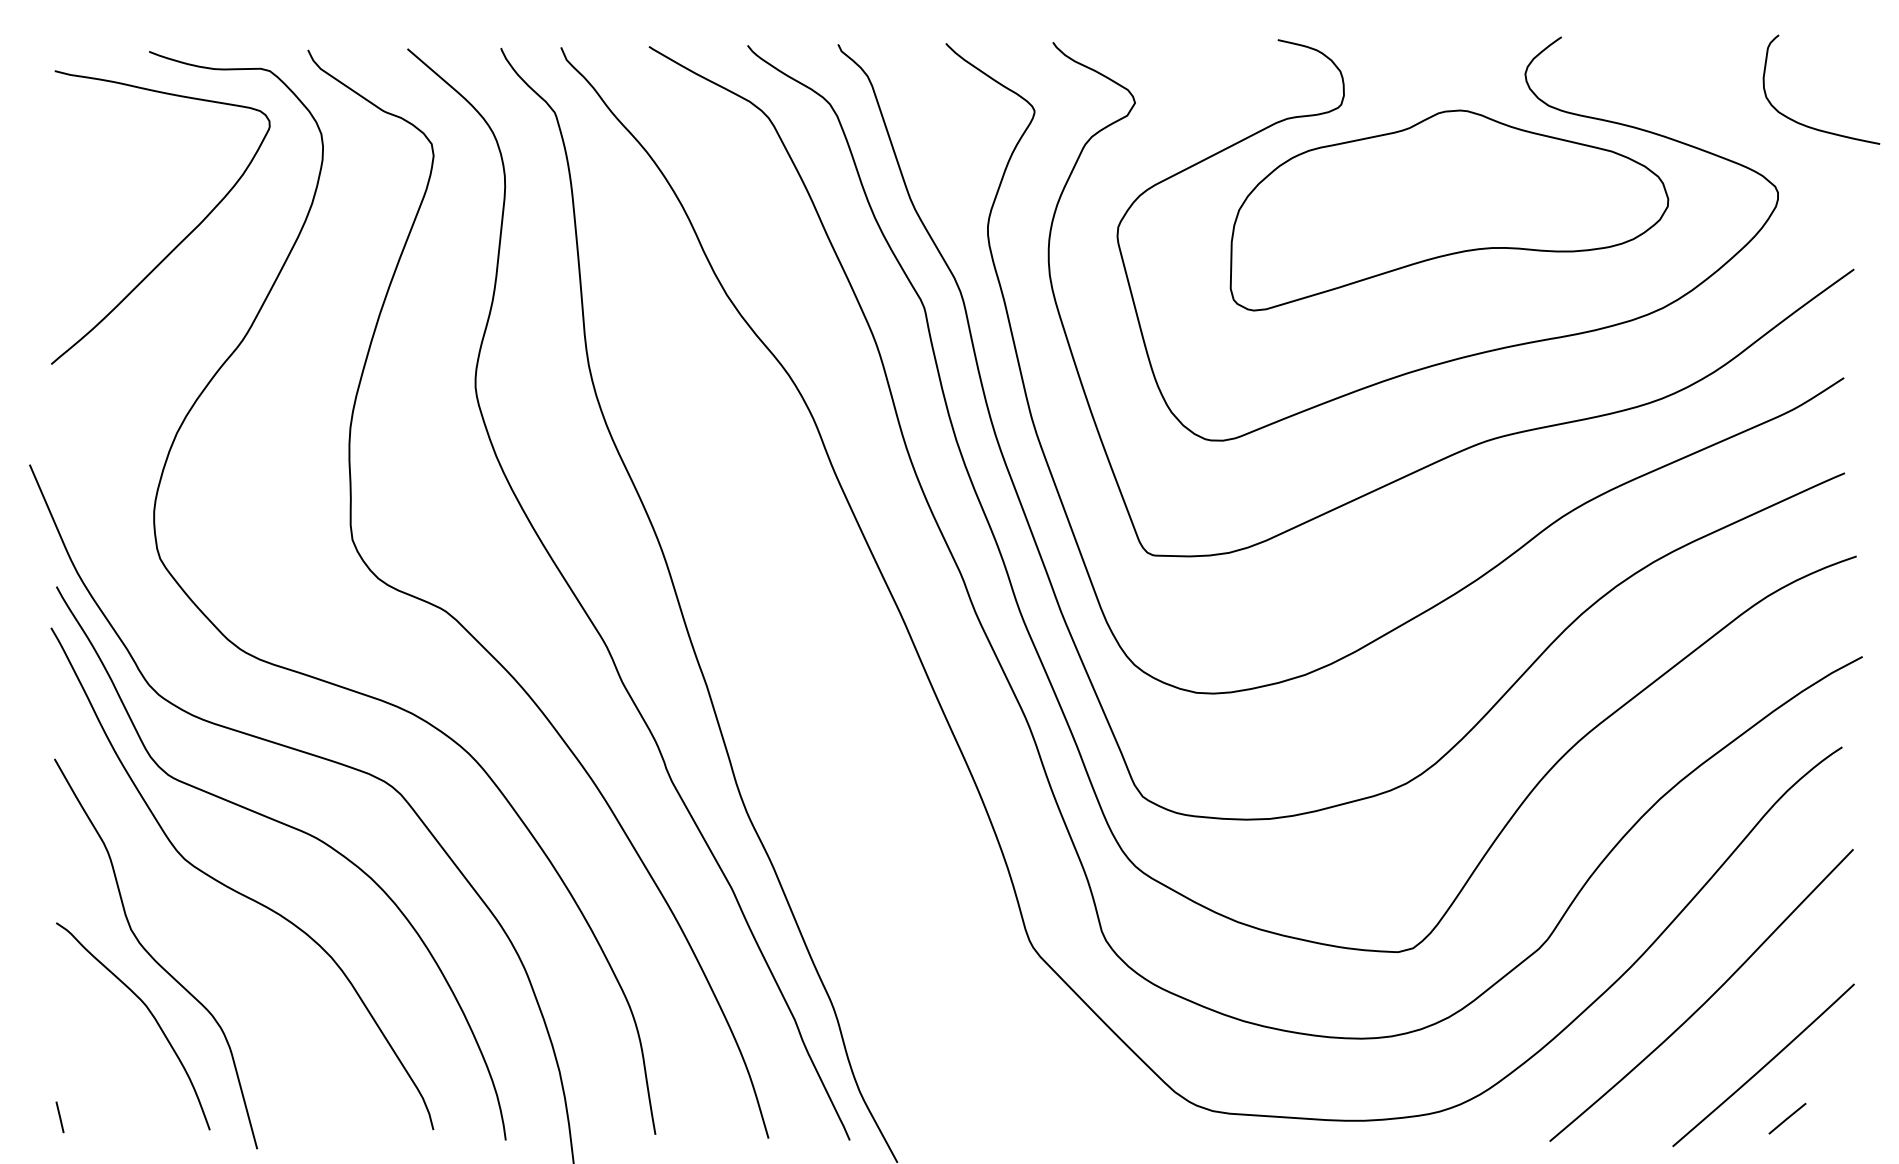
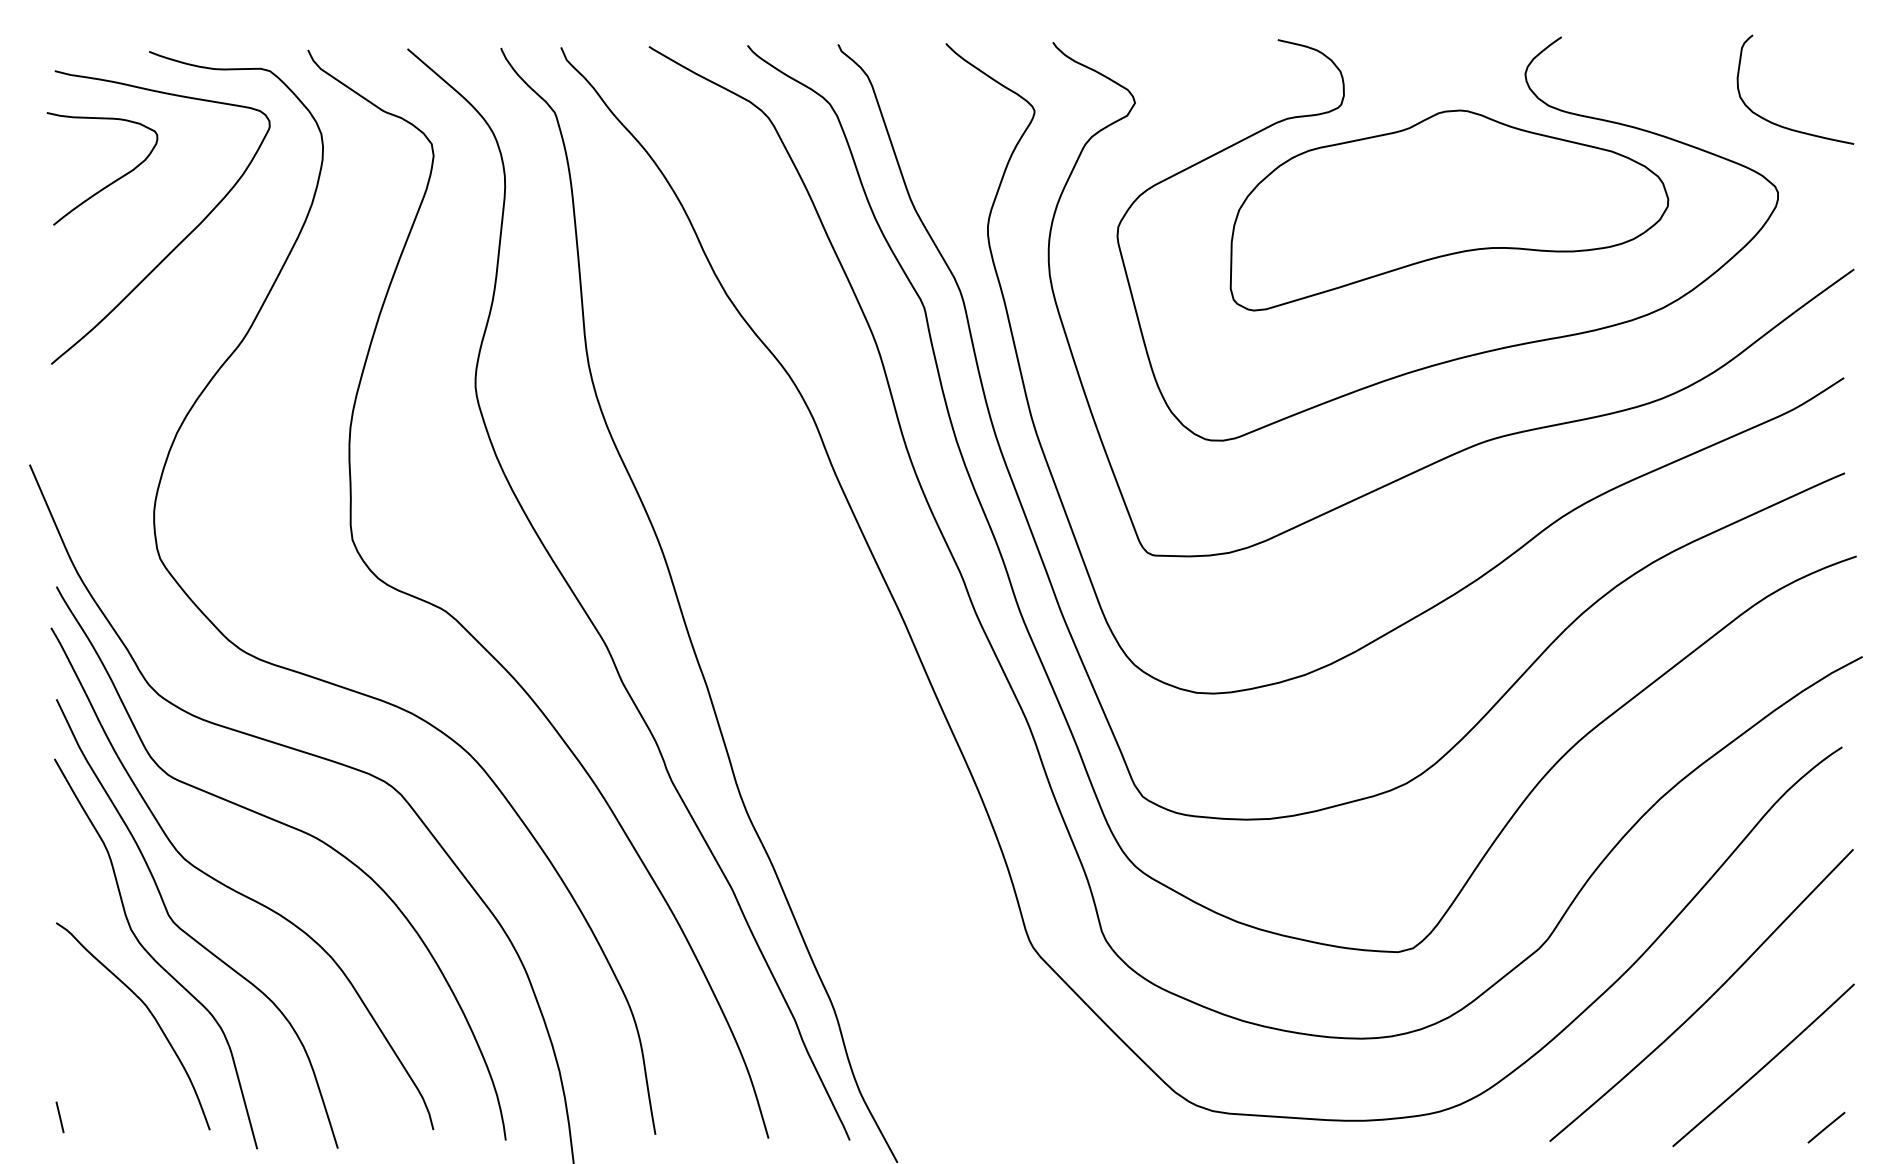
curve position: (1805, 124) -> (1779, 124) (1779, 124)
curve: none -> present (112, 181)
curve: none -> present (188, 933)
line position: (1787, 1118) -> (1826, 1127) (1826, 1127)
